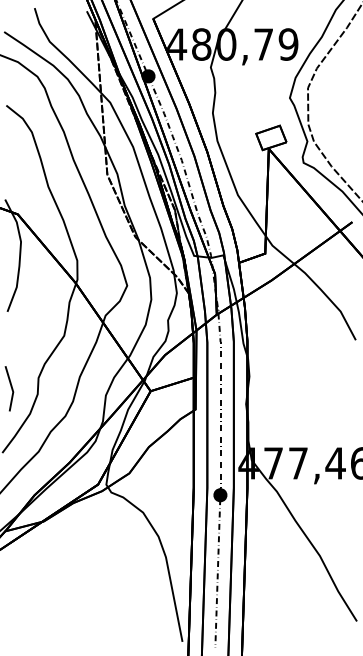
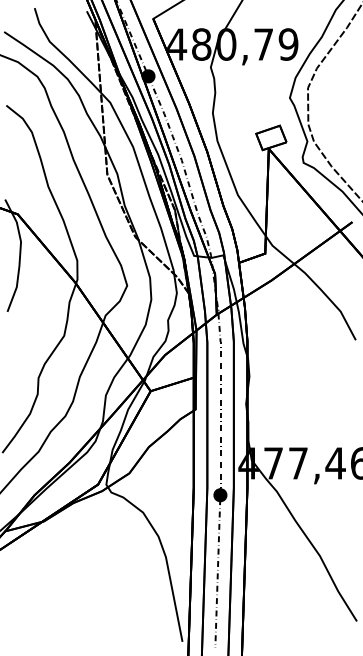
line: present -> none (11, 388)
